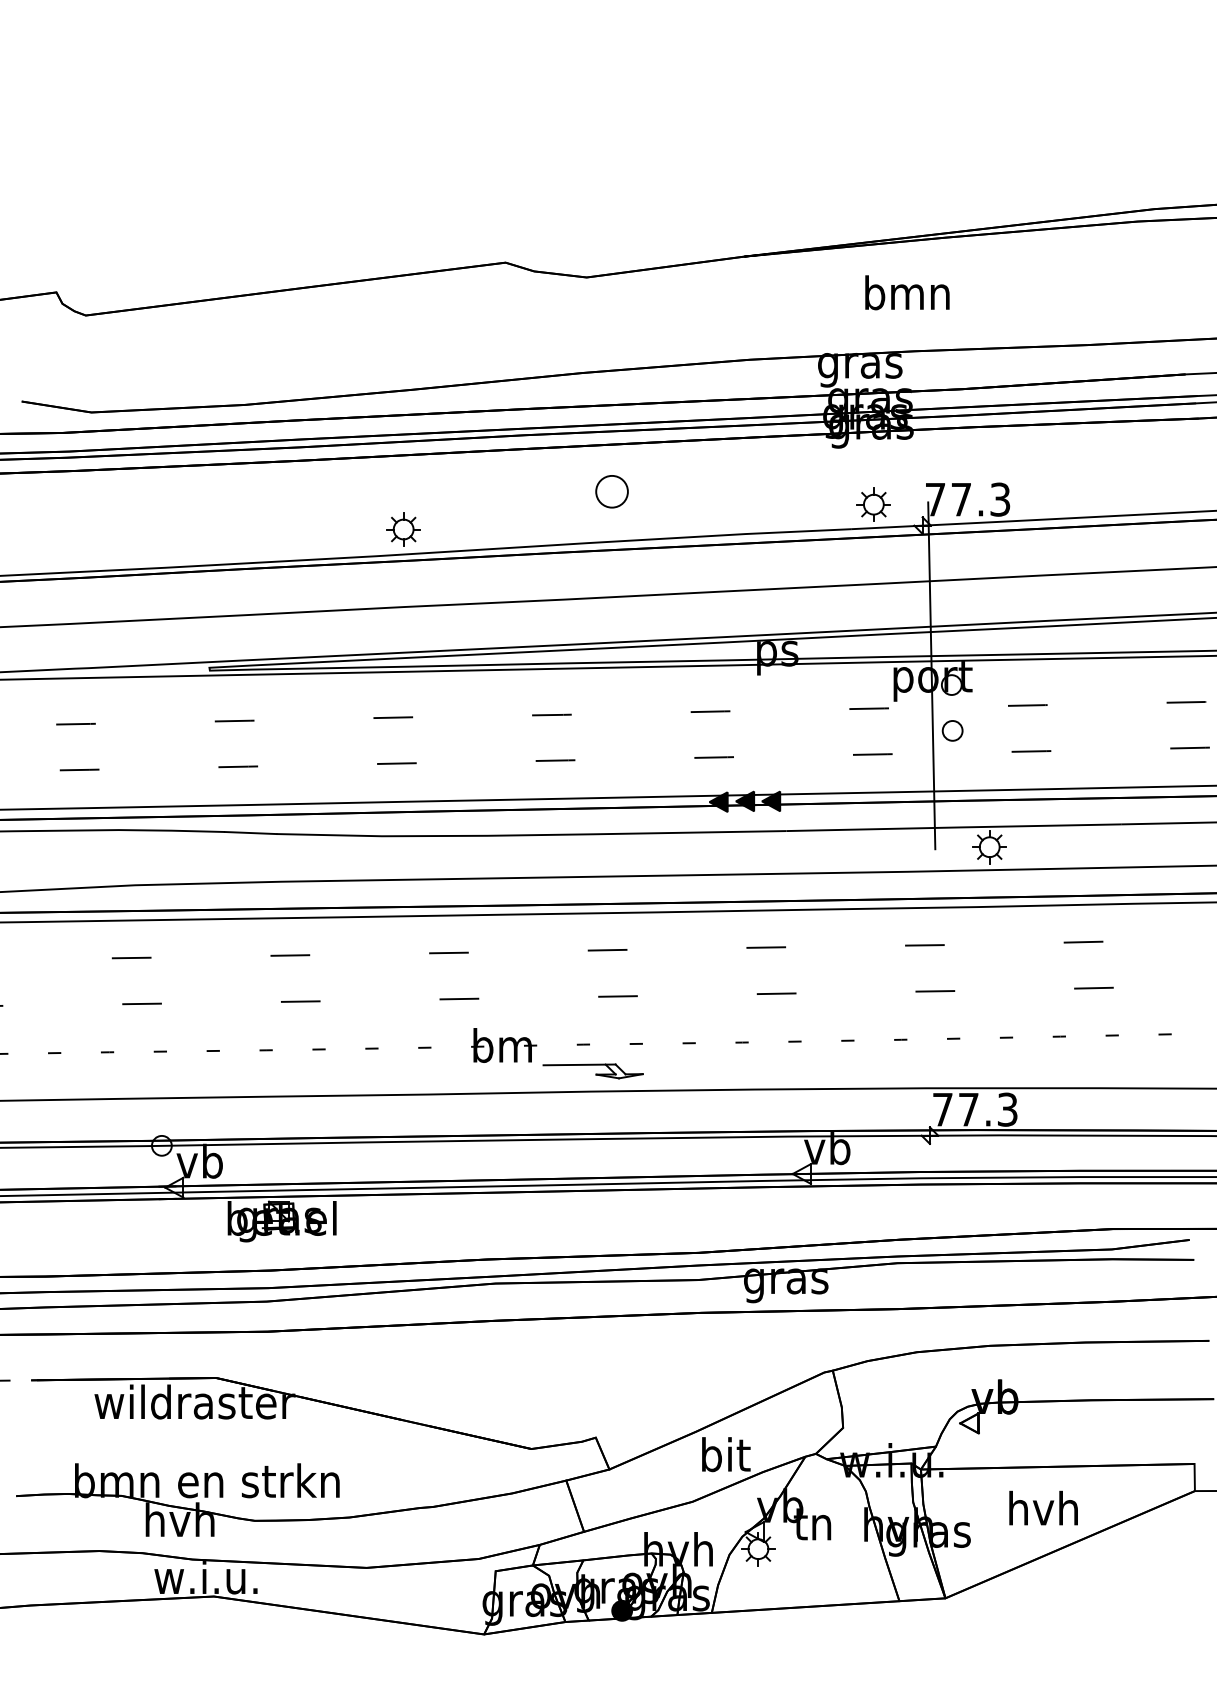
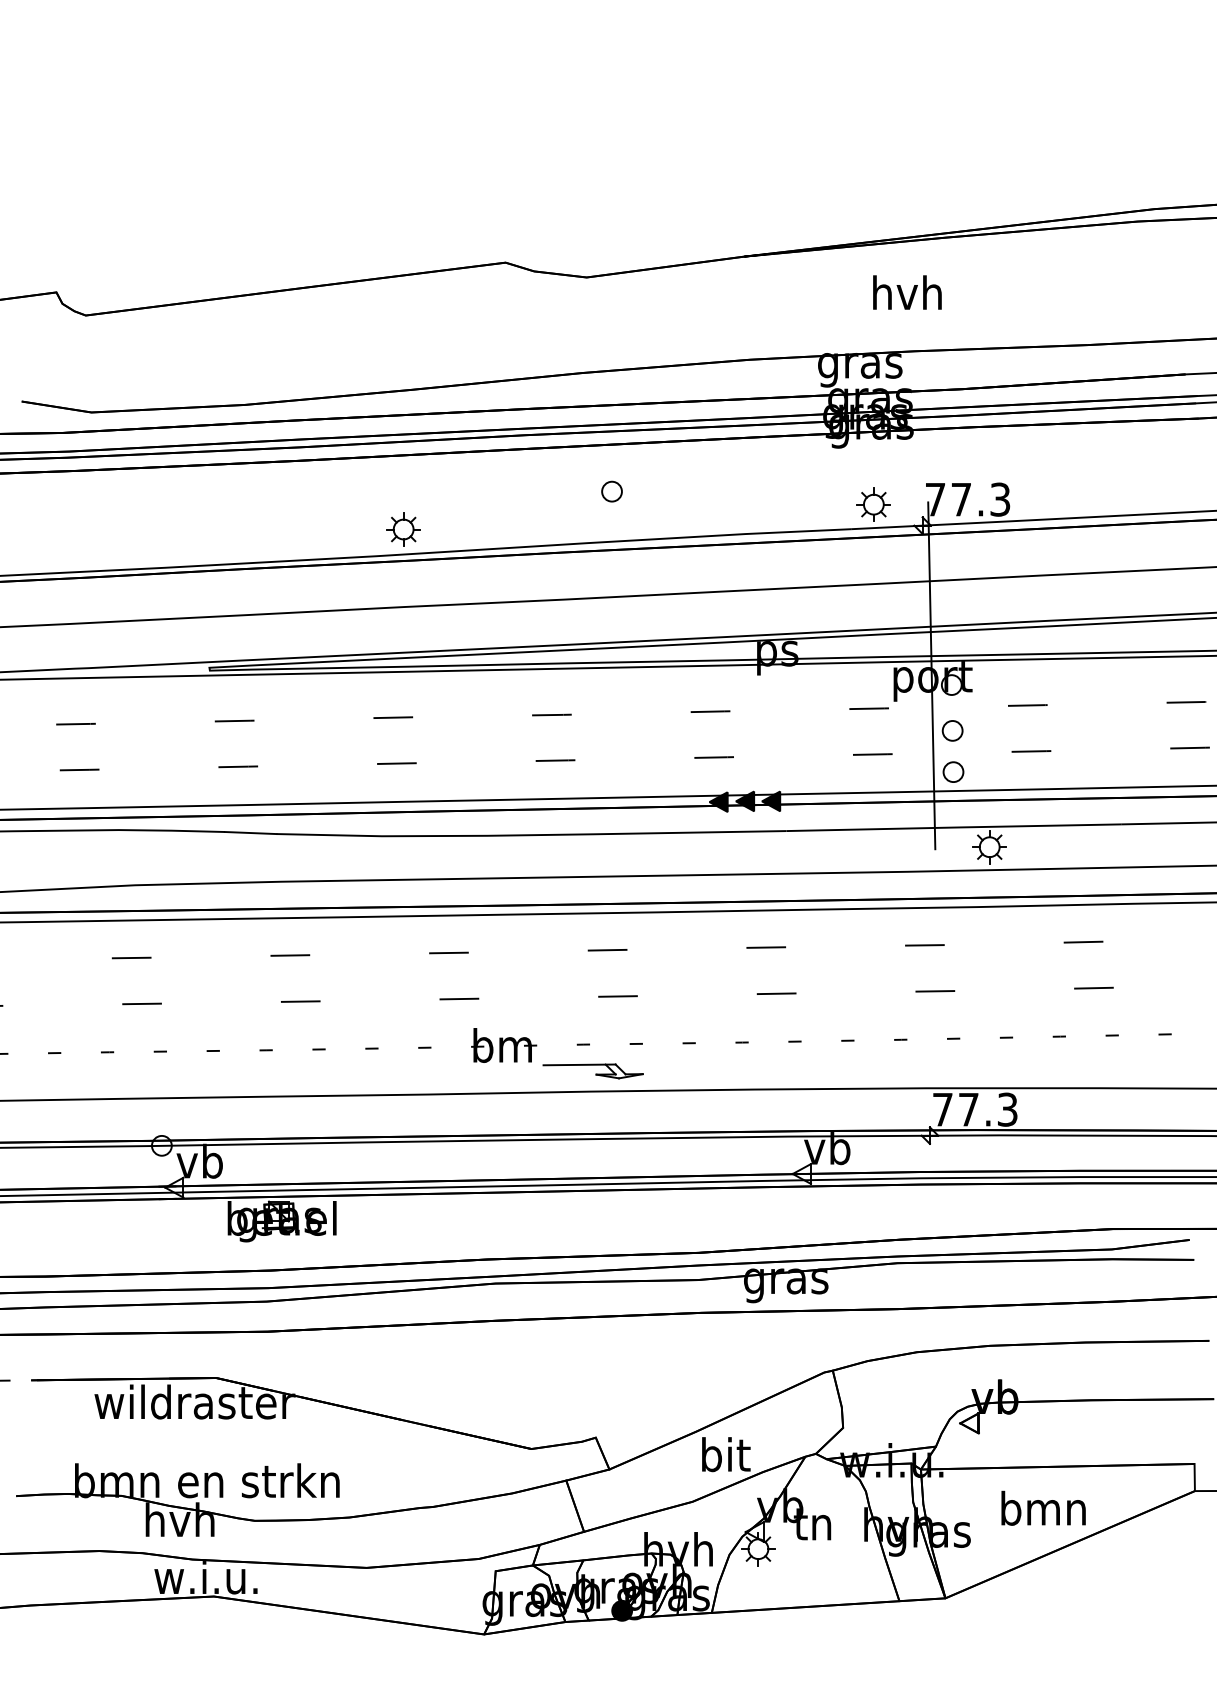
text: bmn -> hvh (907, 292)
part size: 34x34 px -> 22x23 px (611, 491)
part: none -> present (953, 771)
text: hvh -> bmn (1043, 1507)
